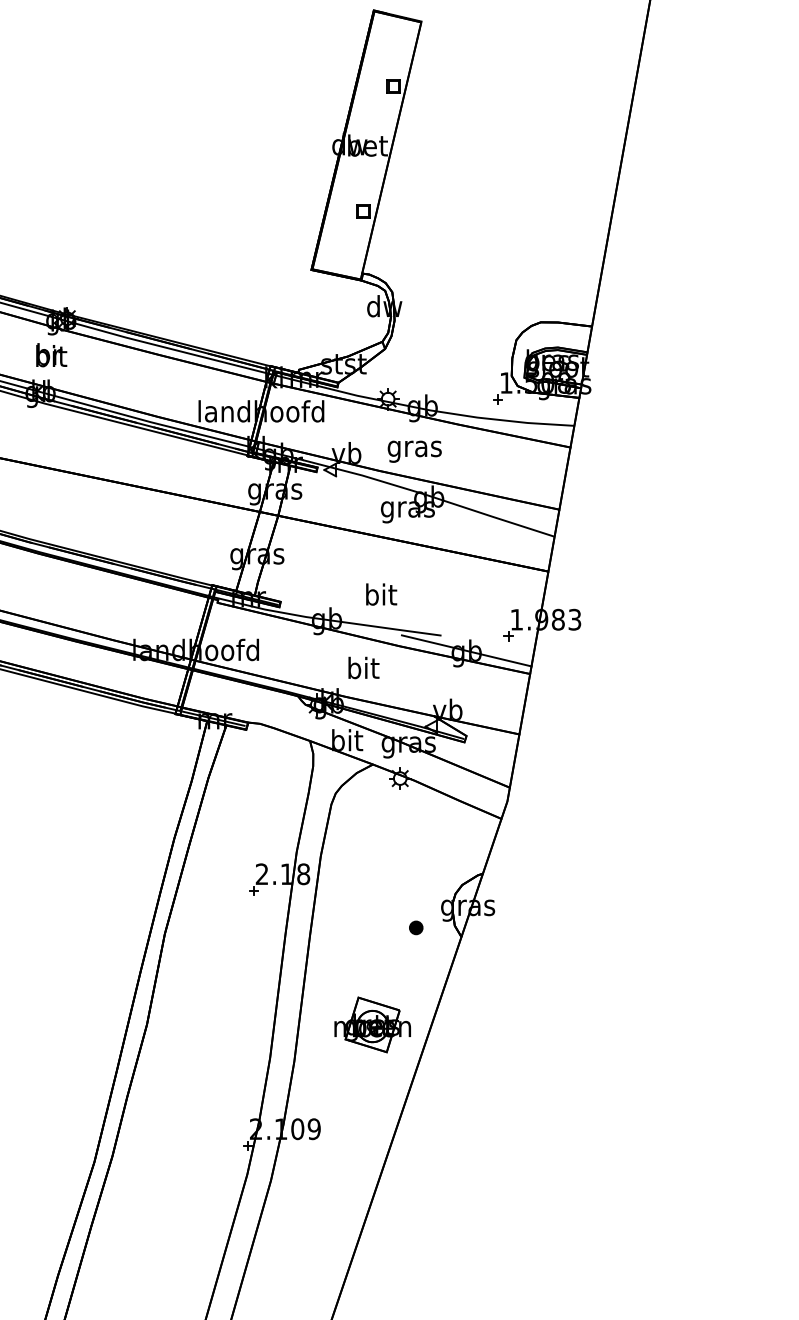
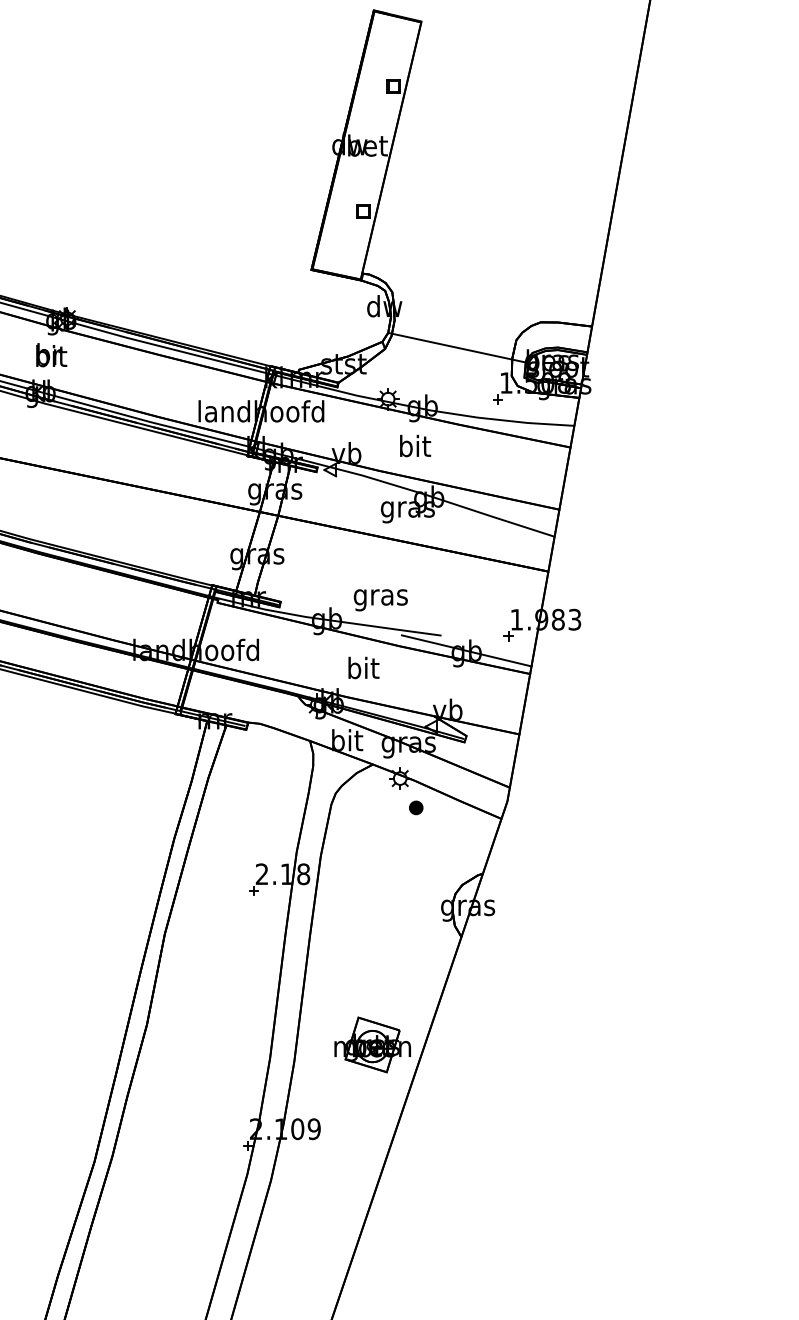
line: none -> present (458, 347)
text: gras -> bit (414, 448)
text: bit -> gras (380, 597)
part position: (416, 927) -> (416, 807) (416, 807)
part position: (372, 1024) -> (372, 1044) (372, 1044)
